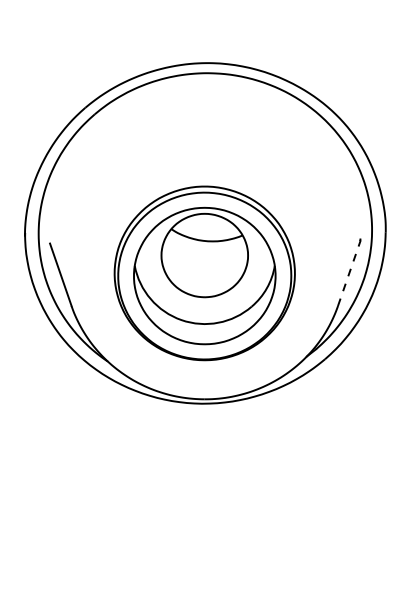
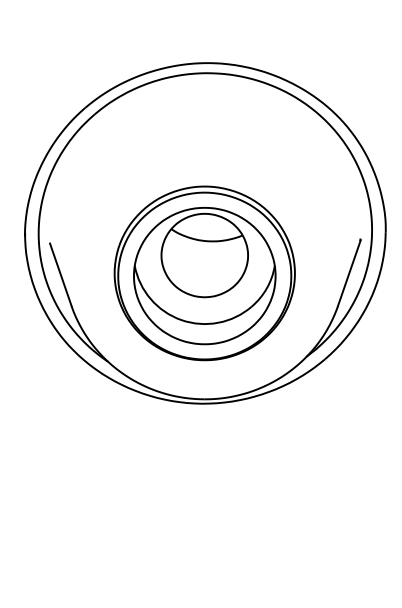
line: dashed -> solid (349, 273)
